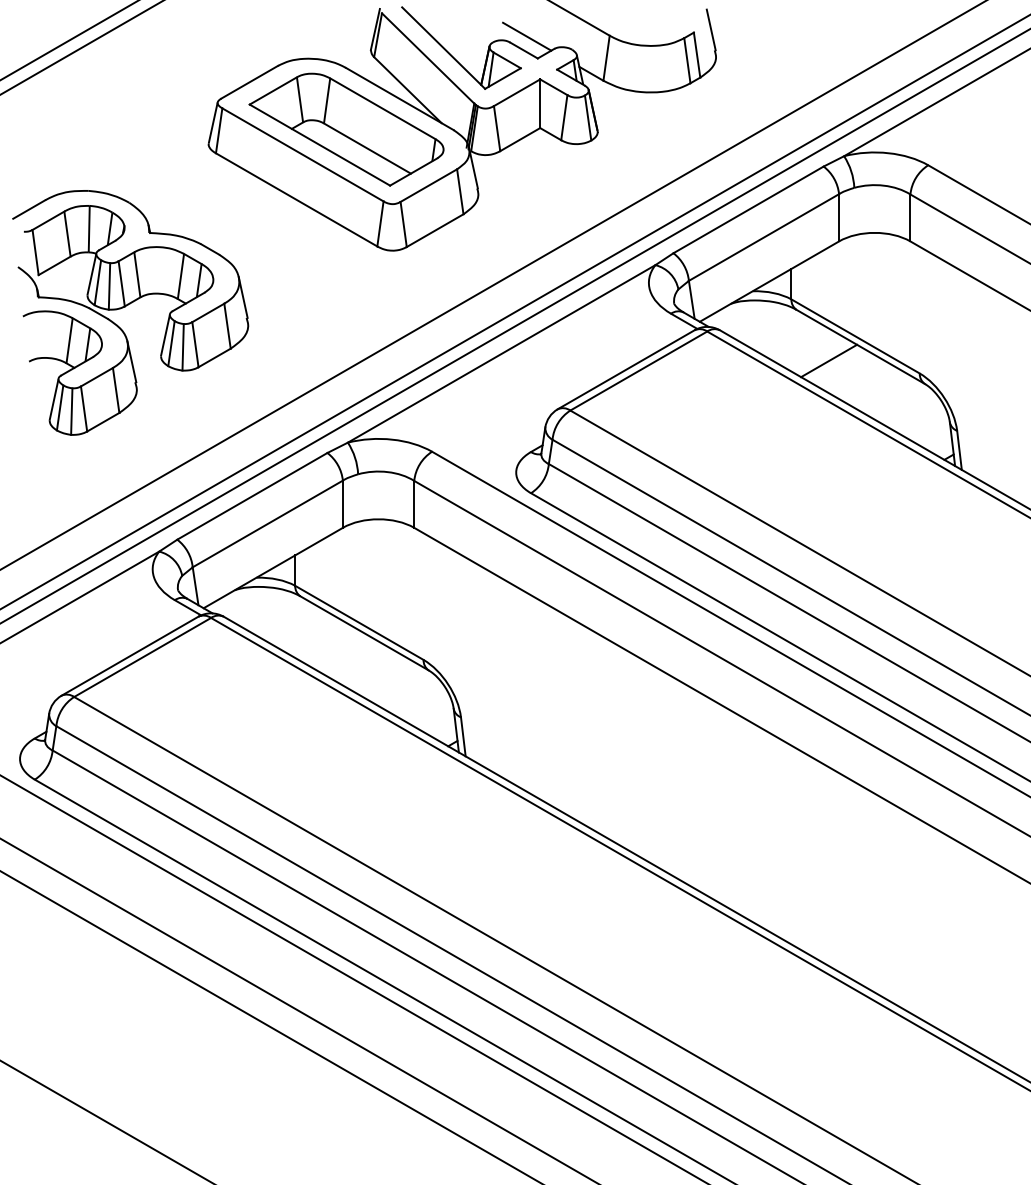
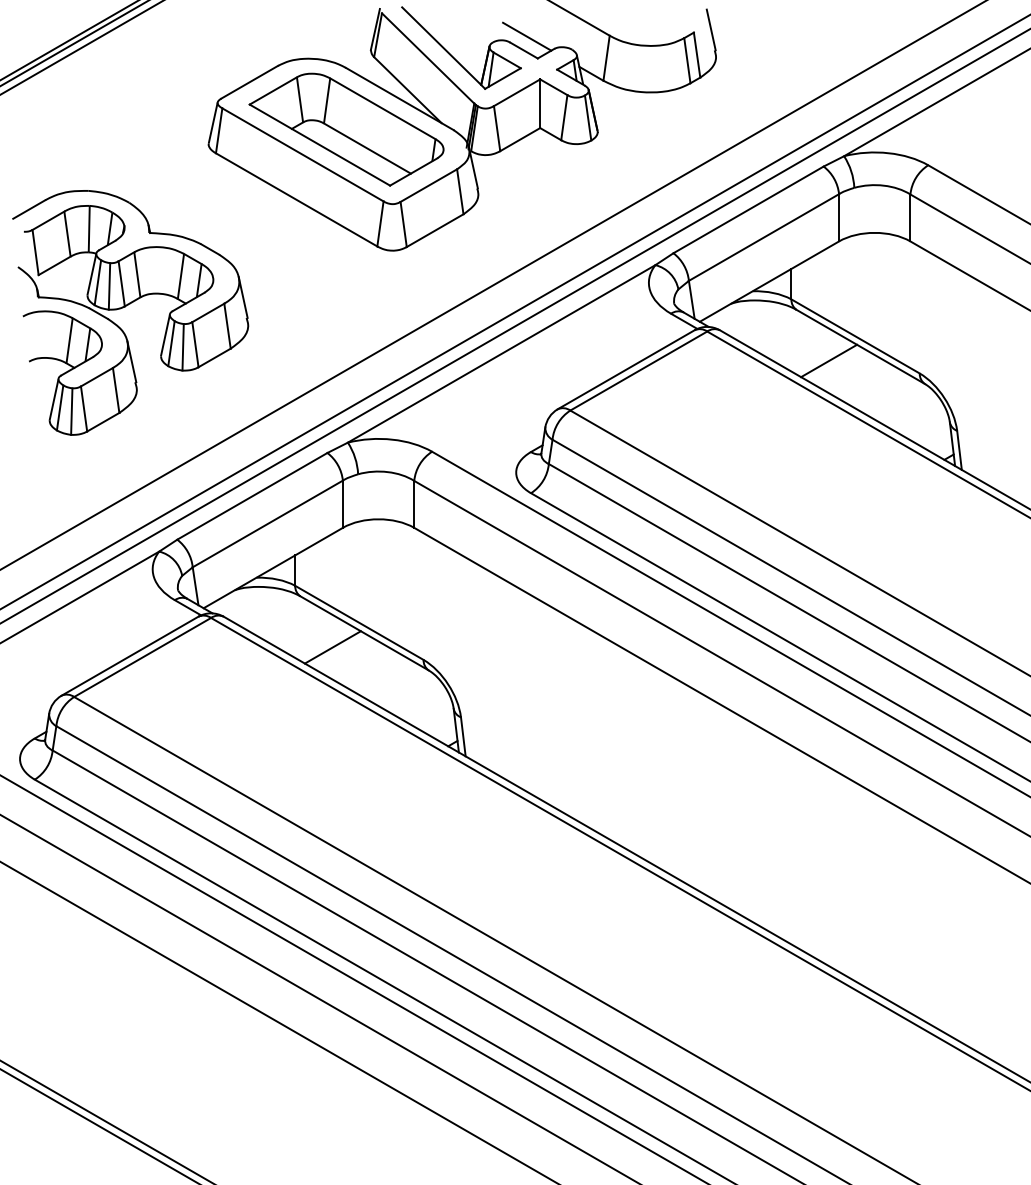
line: none -> present (73, 43)
line: none -> present (332, 647)
line position: (298, 1010) -> (319, 998) (319, 998)
line position: (270, 1026) -> (278, 1021) (278, 1021)
line: none -> present (98, 1125)
